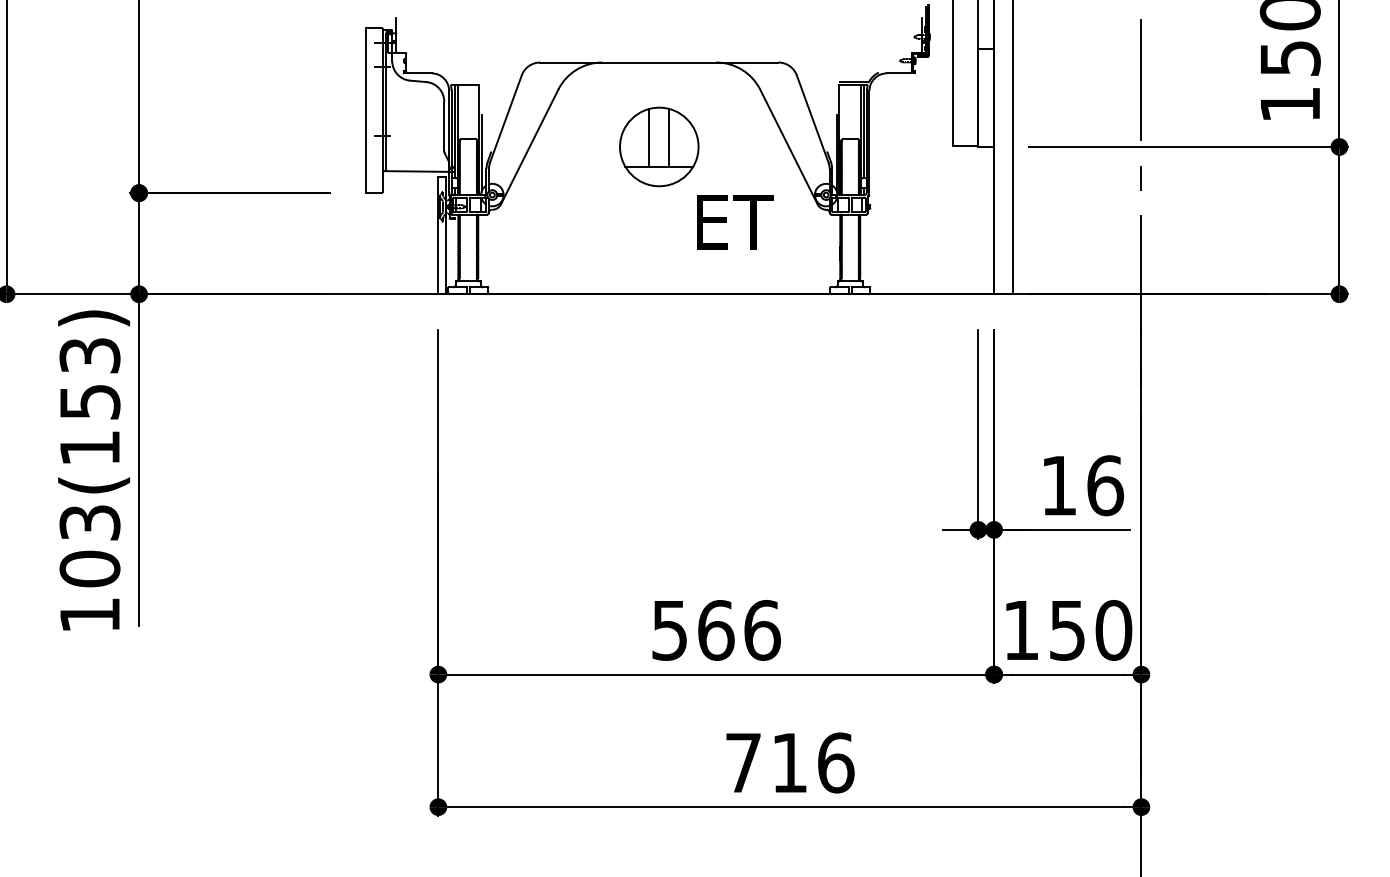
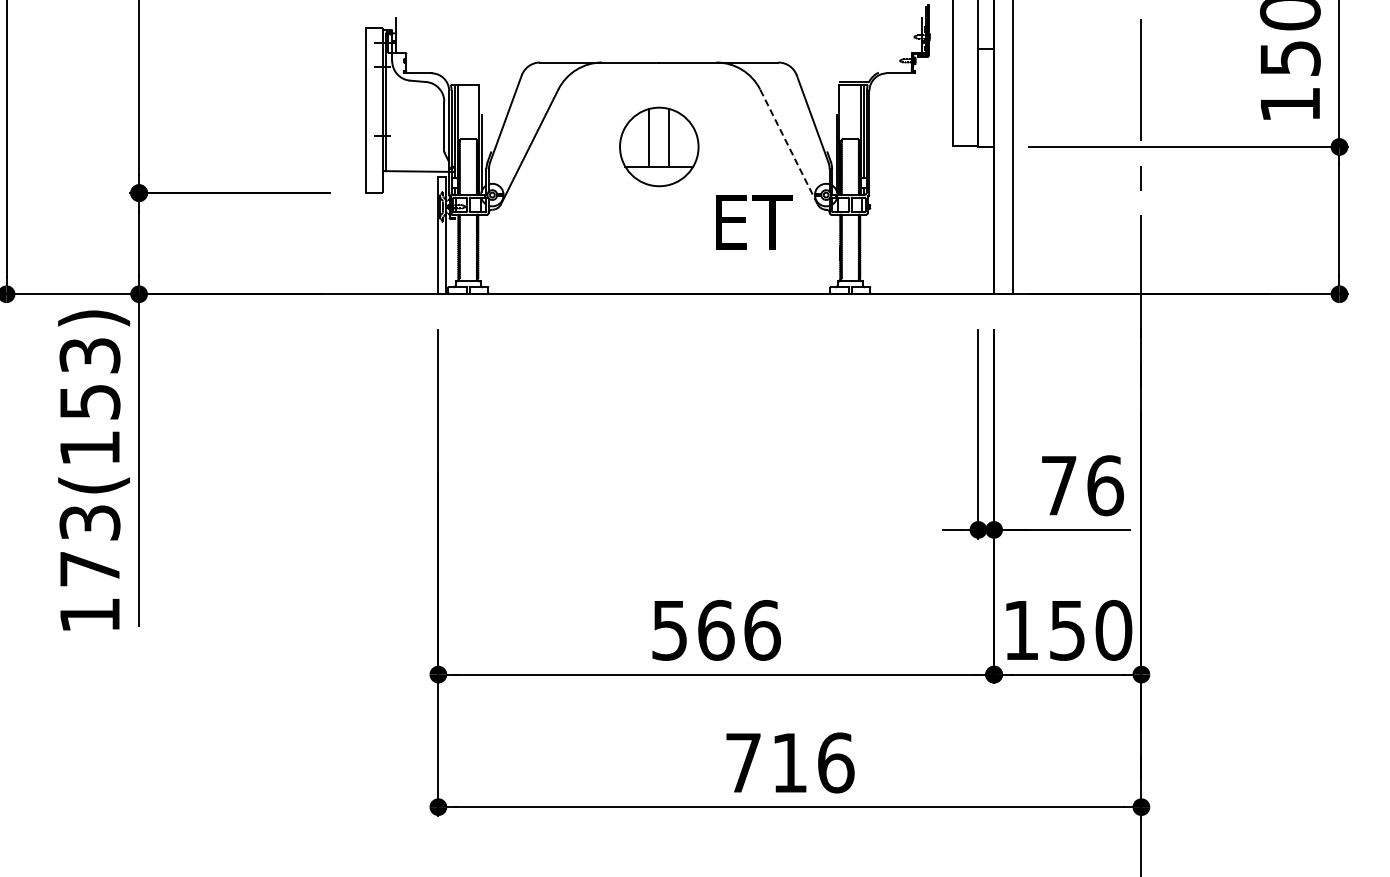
line: solid -> dashed (788, 146)
text position: (735, 222) -> (754, 222) (754, 222)
text: 16 -> 76 (1059, 485)
text: 103(153) -> 173(153) (89, 568)
